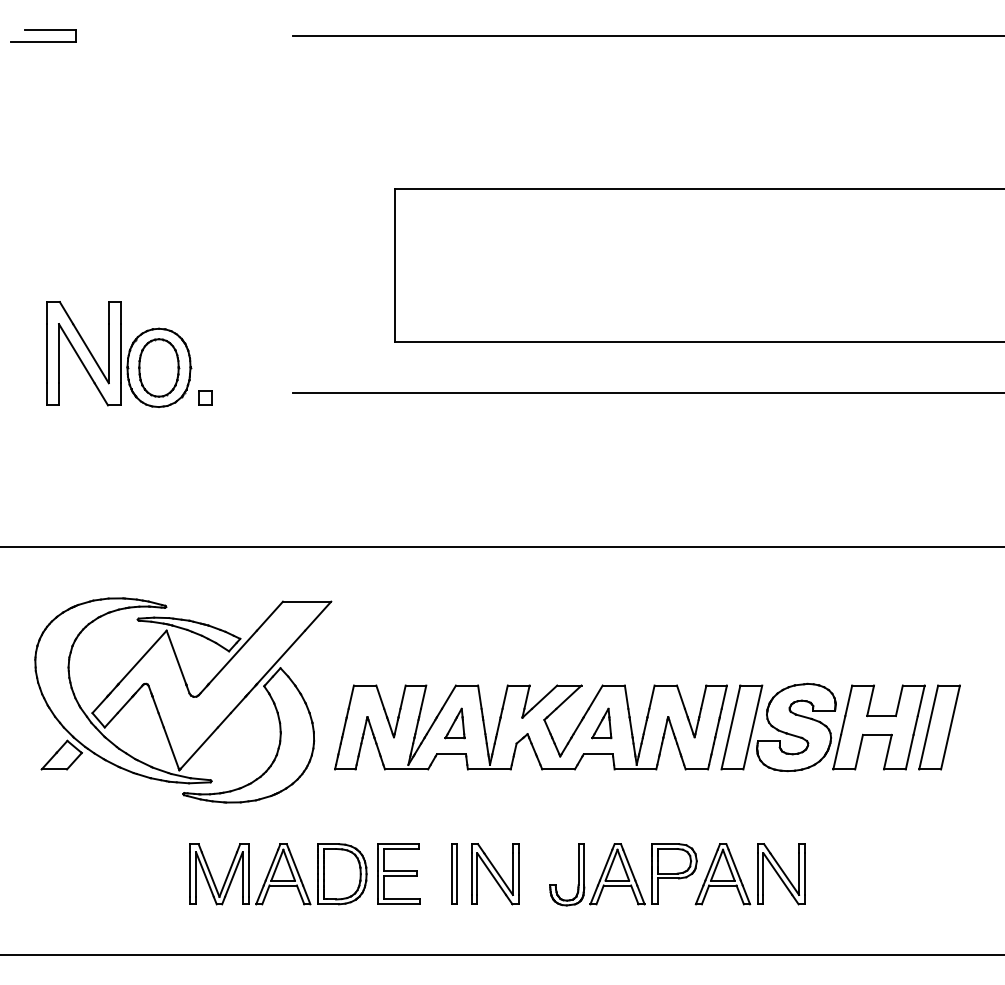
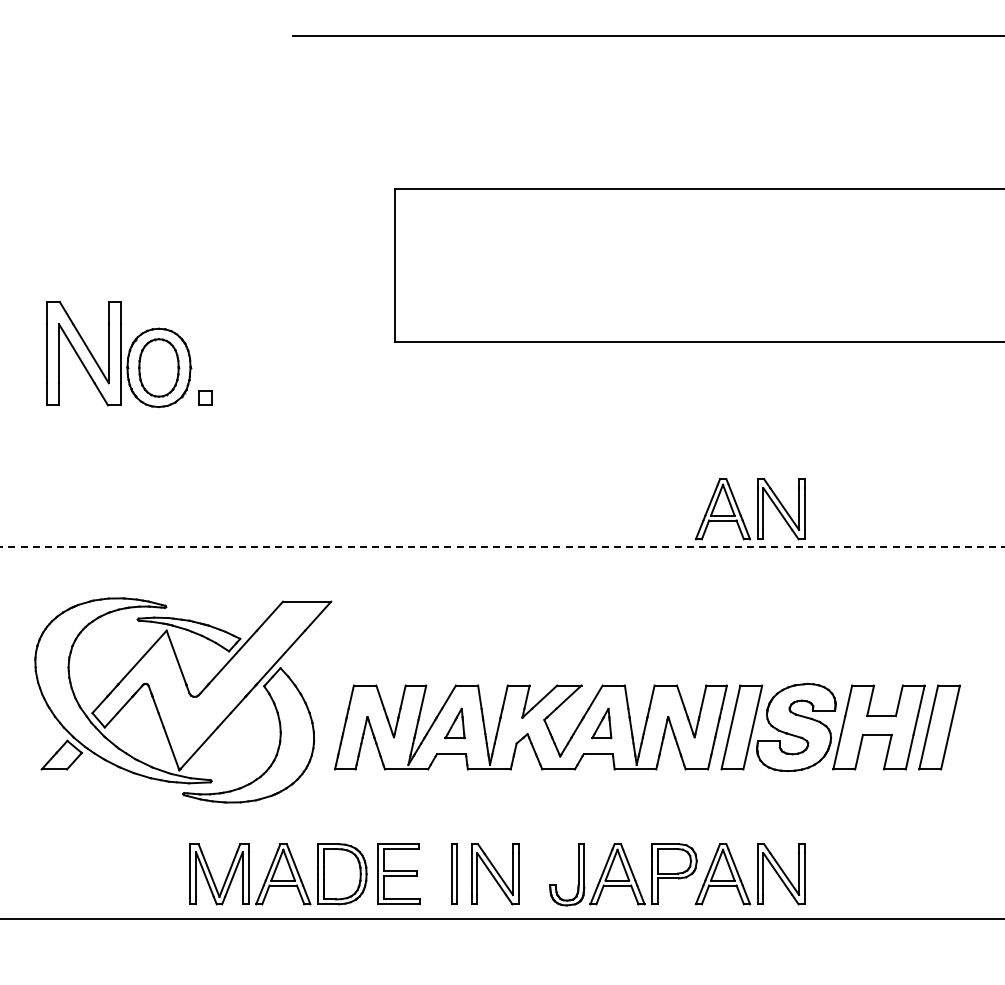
part: present -> none (43, 35)
line: present -> none (647, 393)
part: none -> present (757, 509)
line: solid -> dashed (502, 546)
line position: (501, 955) -> (501, 919) (501, 919)
